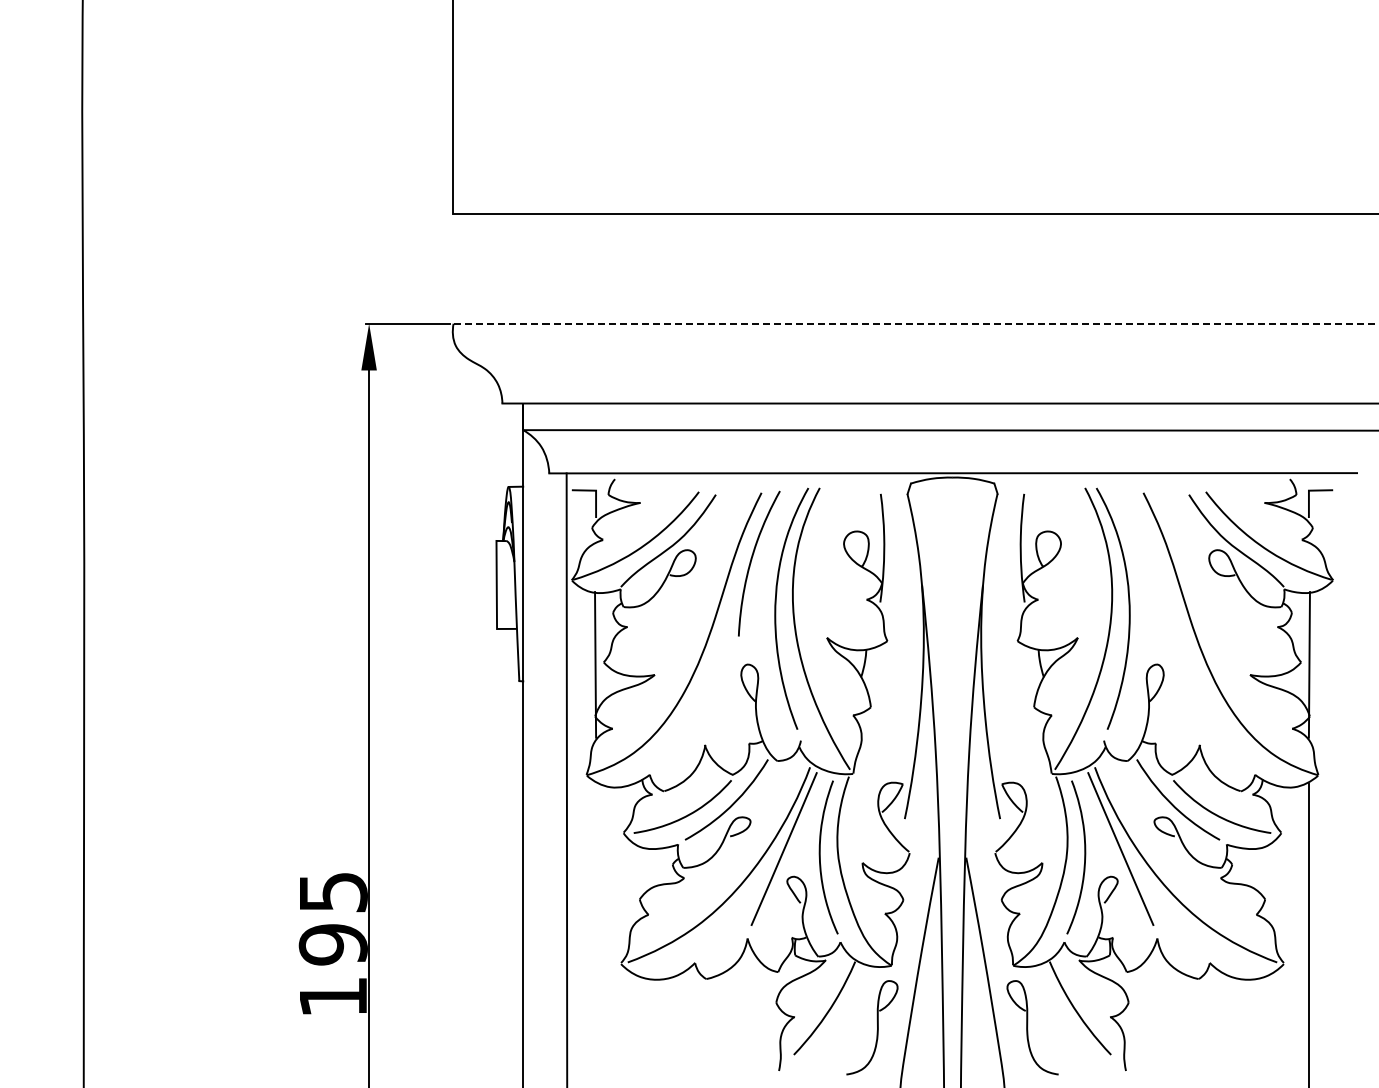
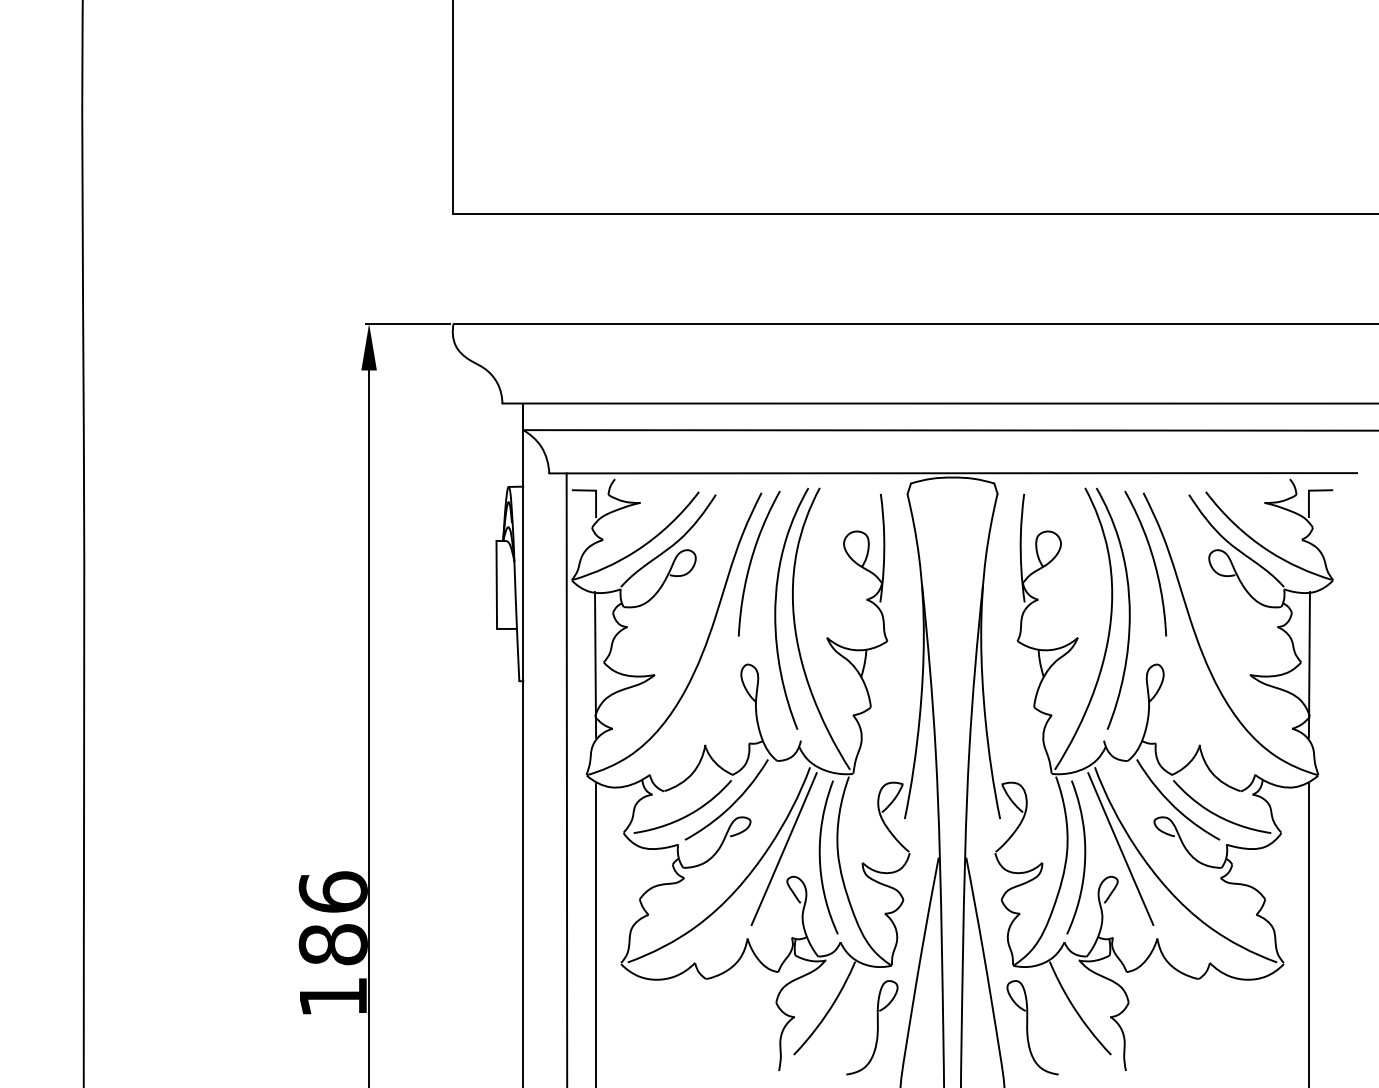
line: dashed -> solid (915, 323)
curve: none -> present (1153, 563)
text: 195 -> 186 (332, 918)
line: none -> present (596, 933)
